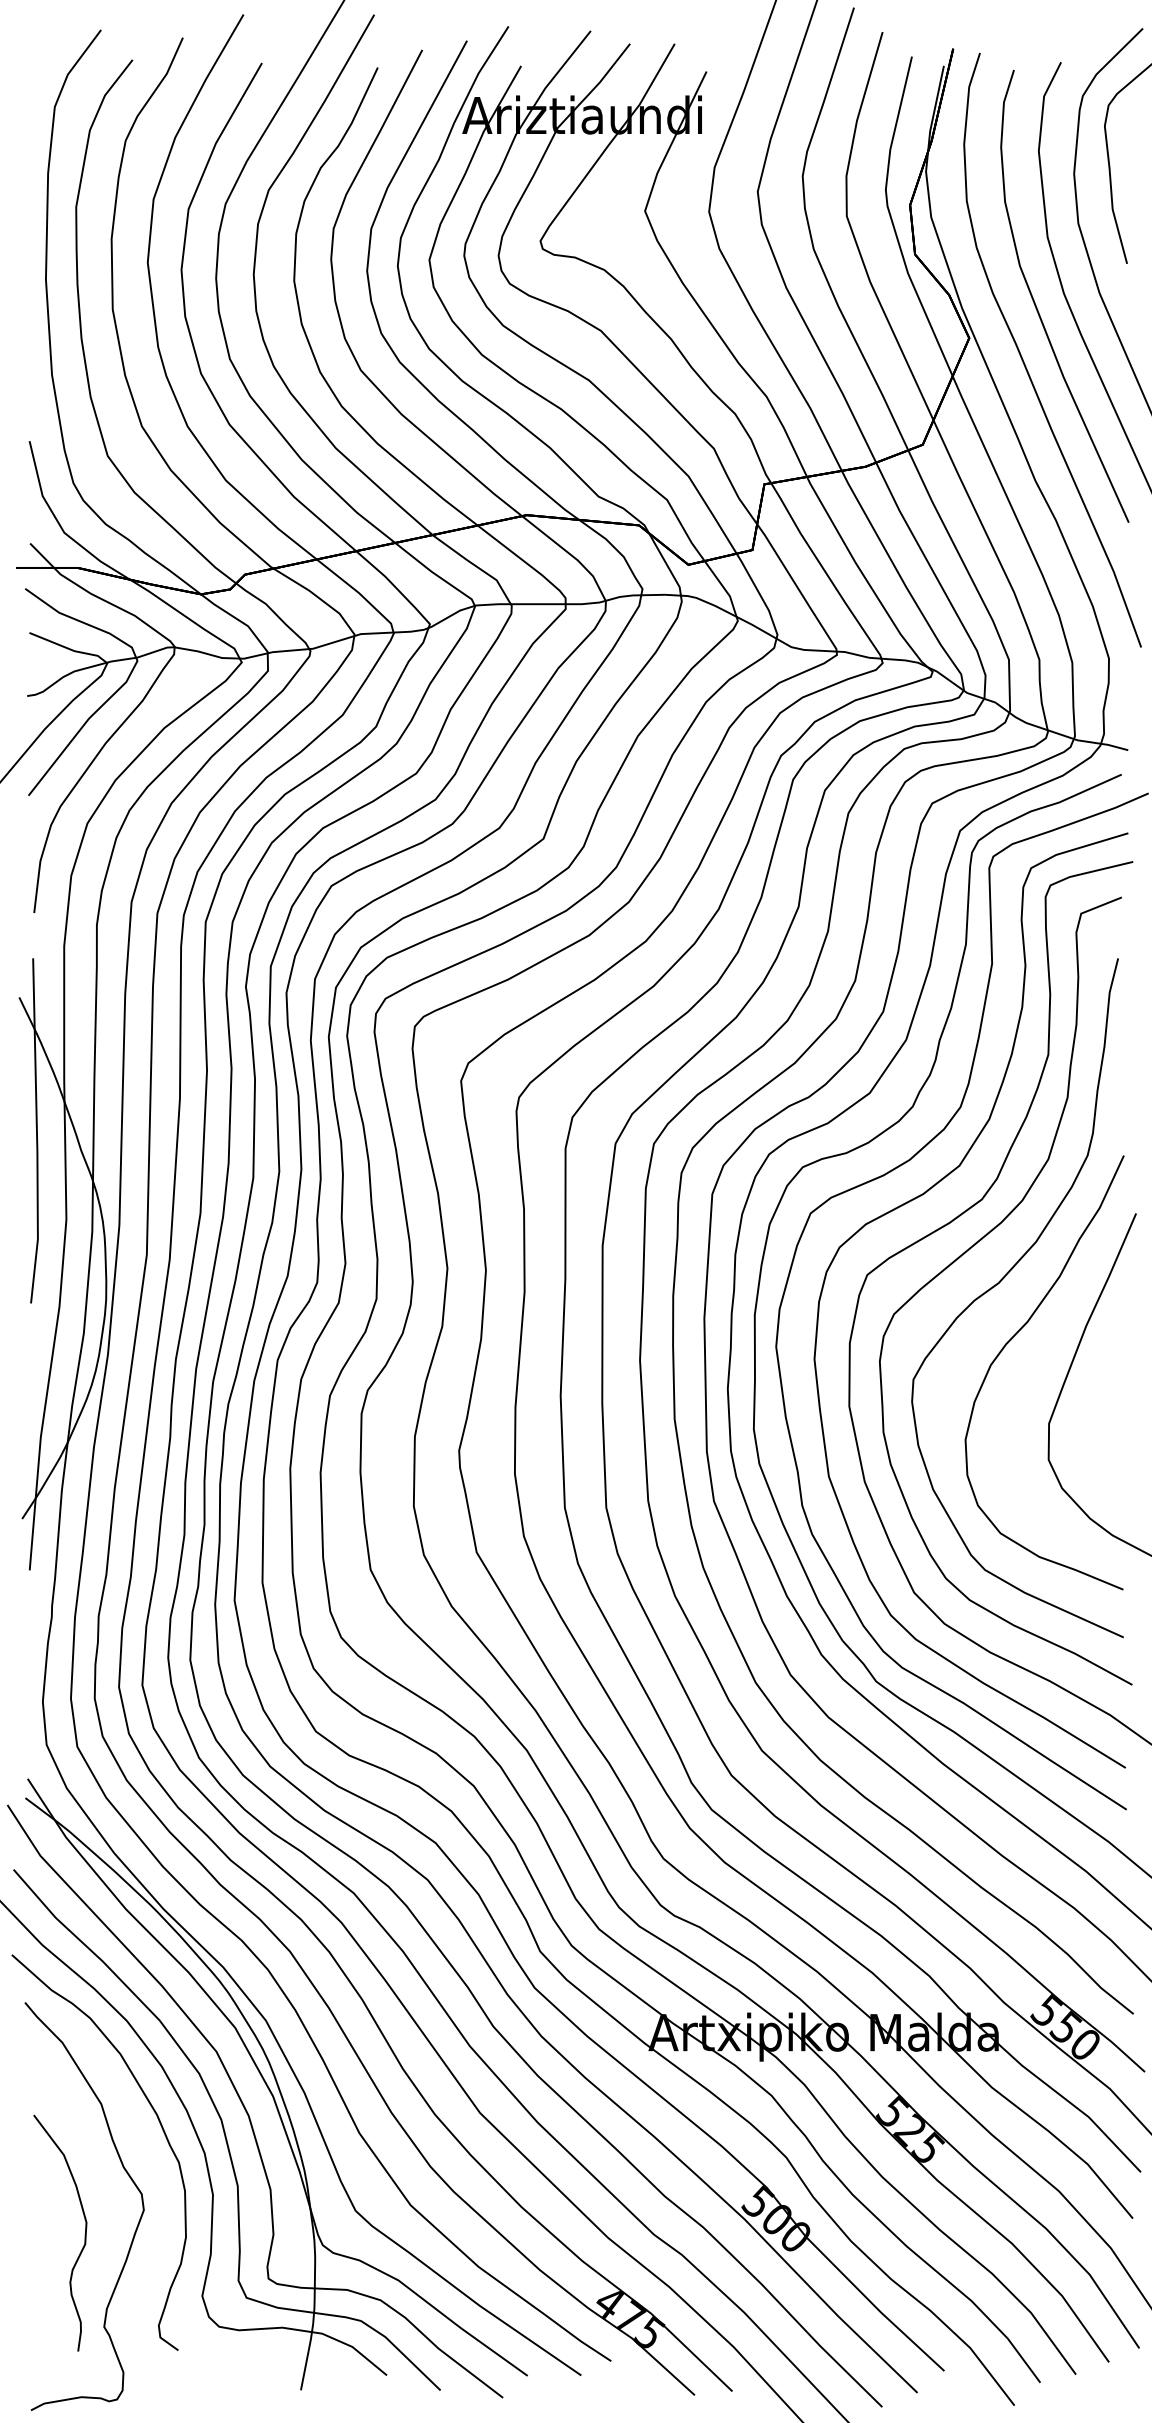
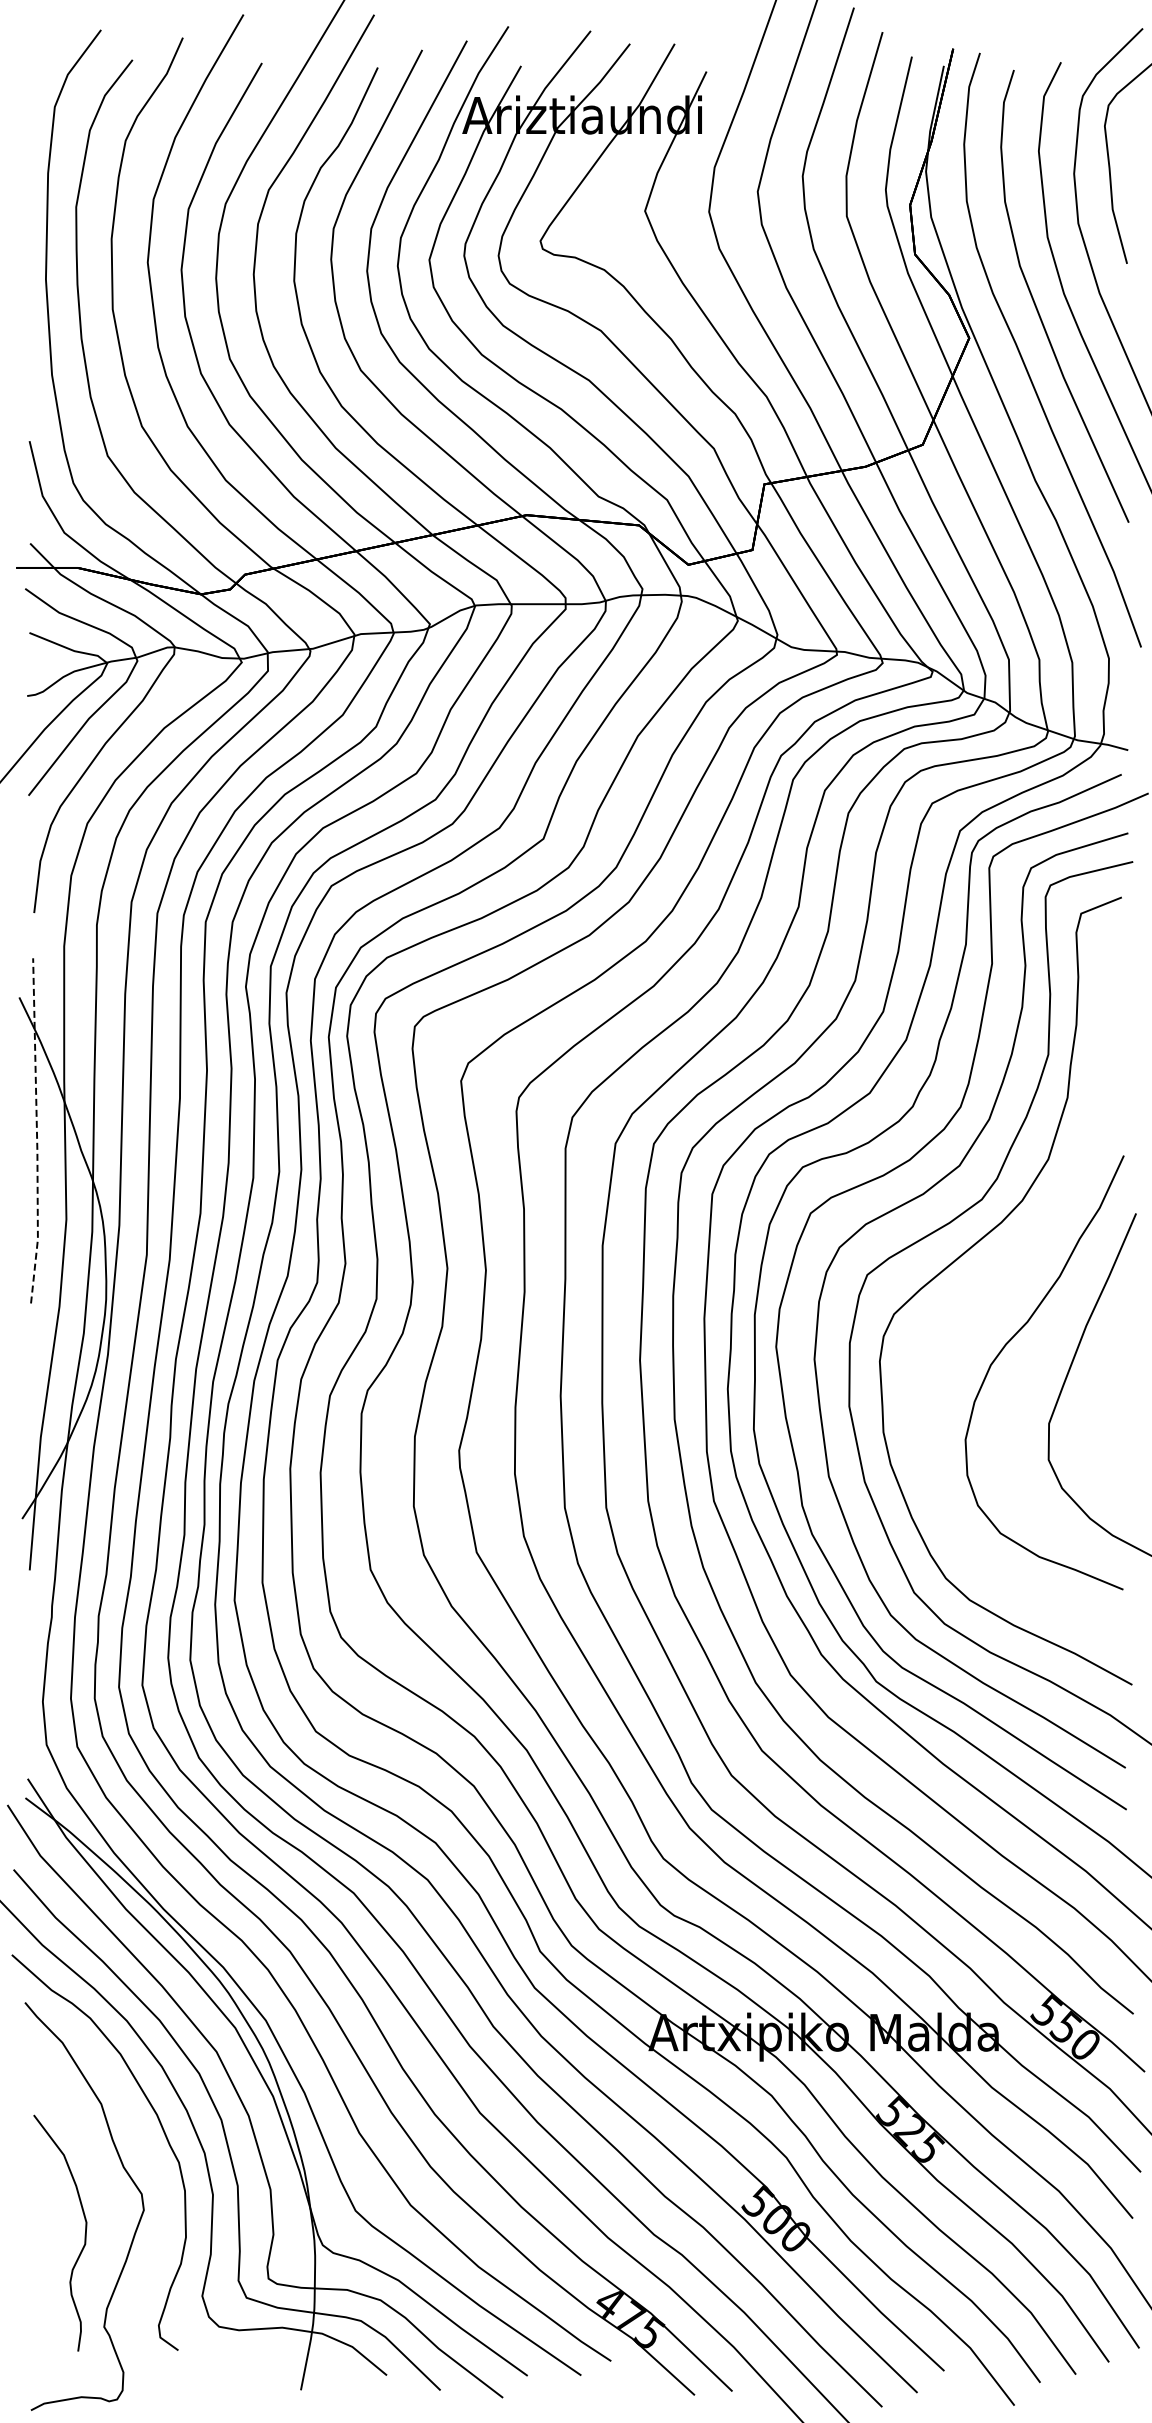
line: solid -> dashed (36, 1131)
curve: present -> none (1001, 1281)
